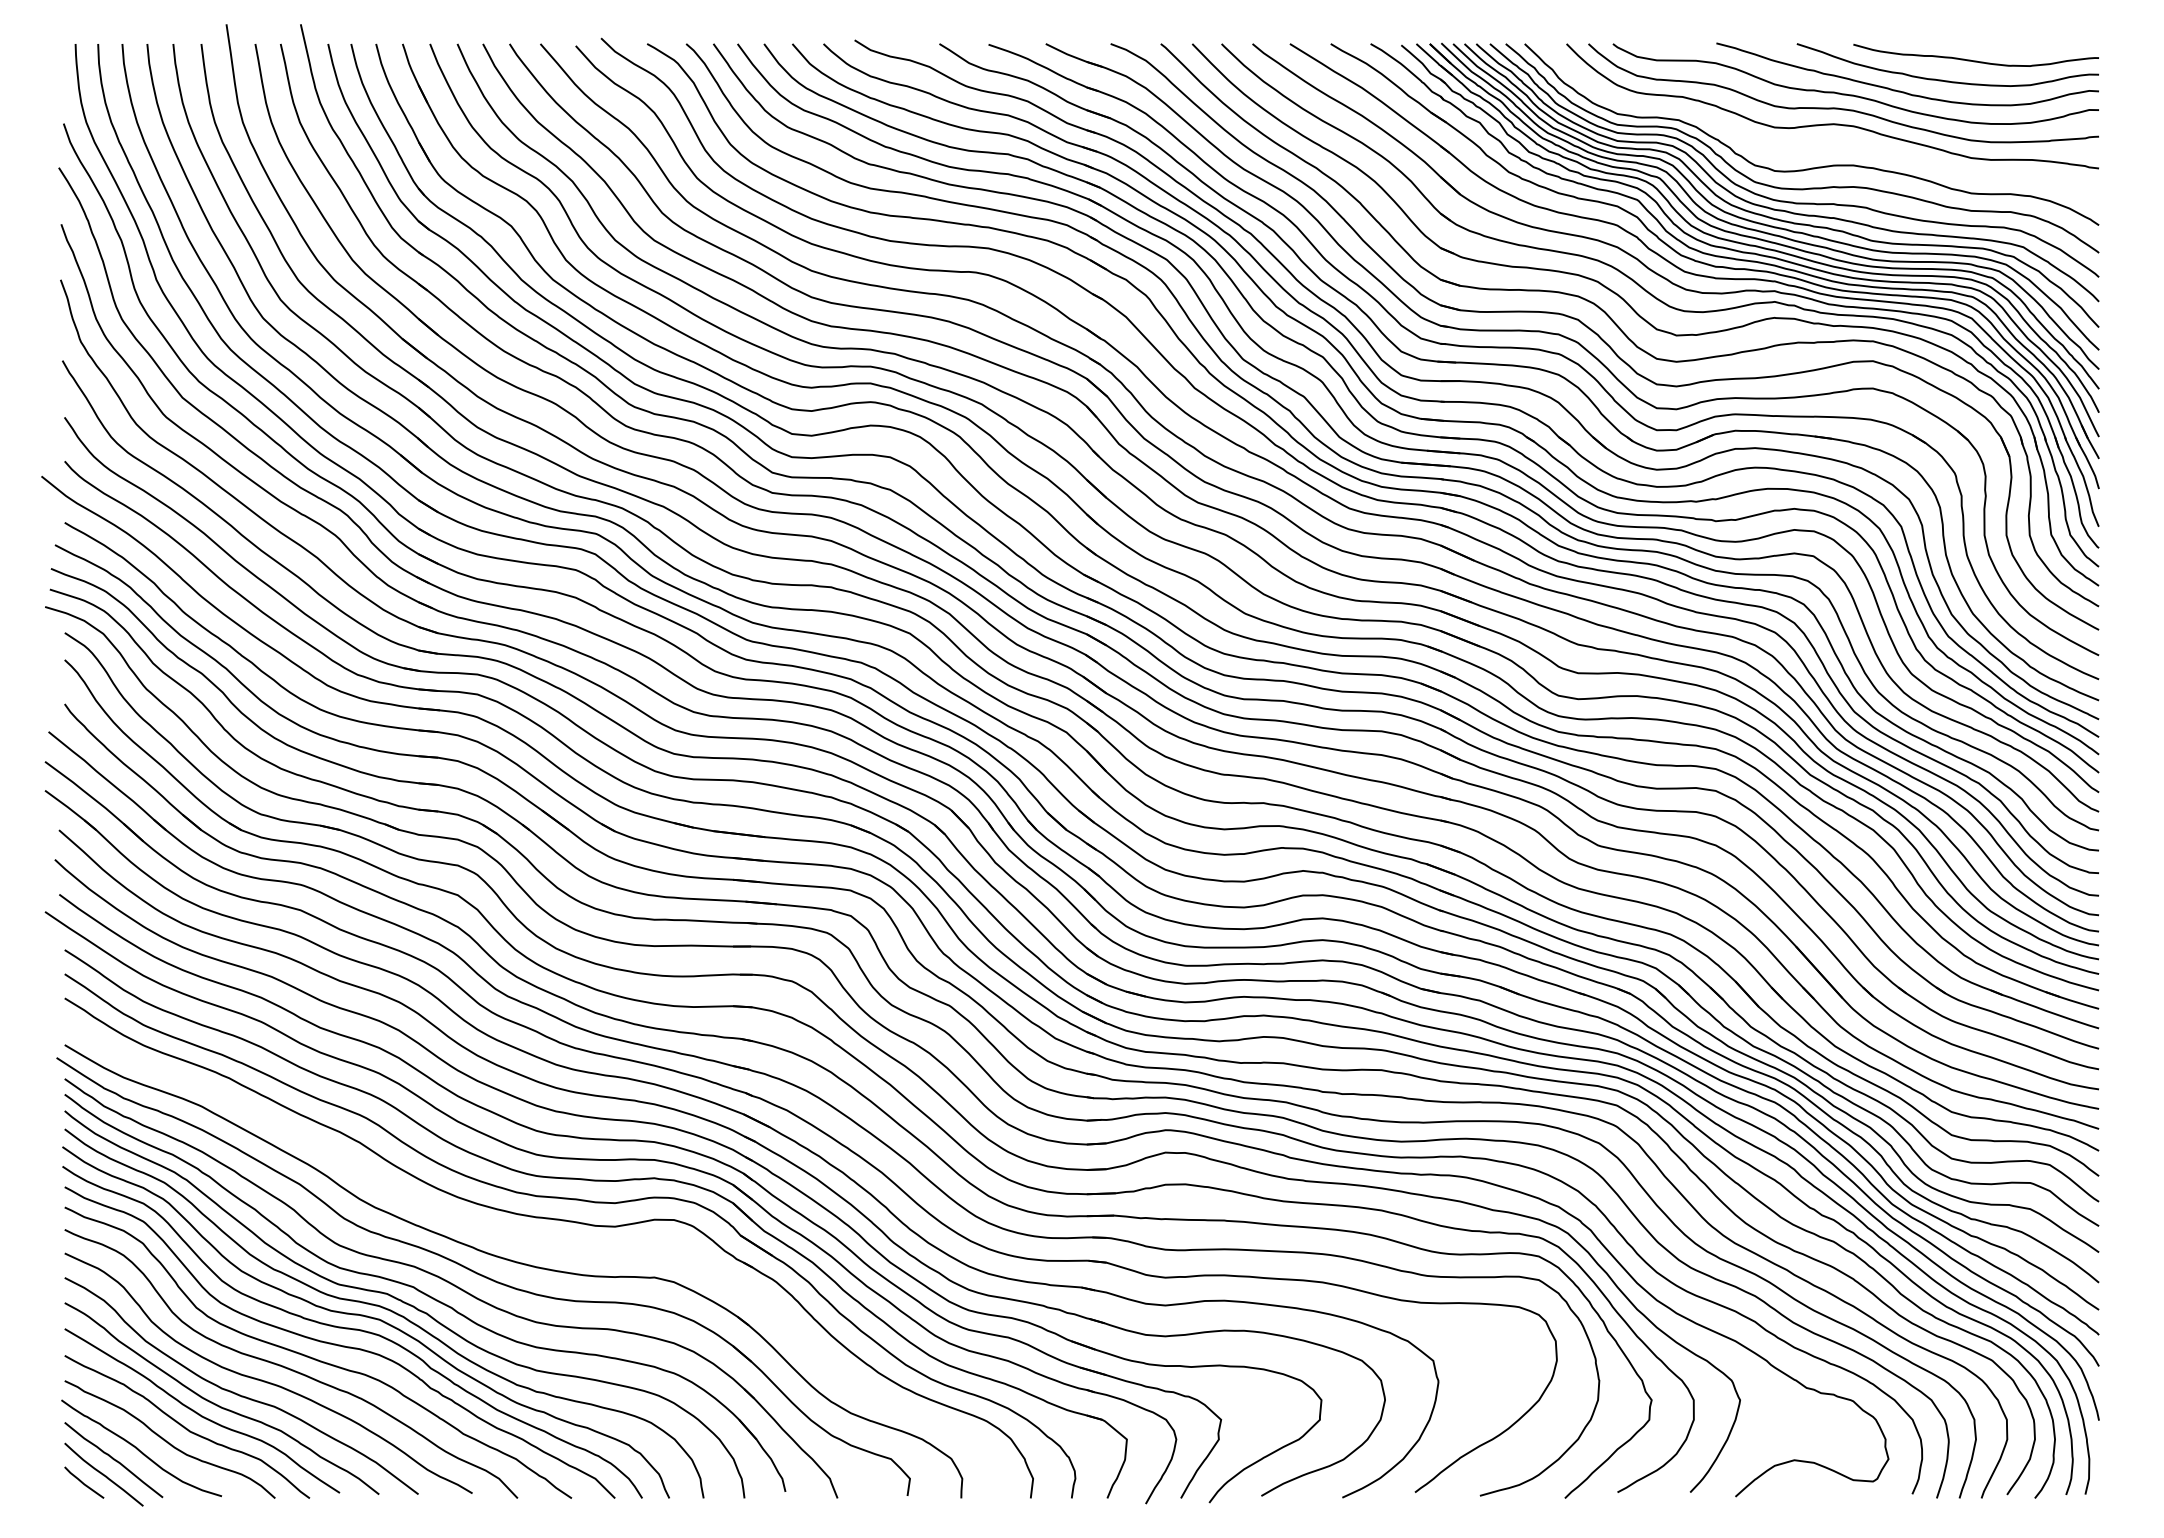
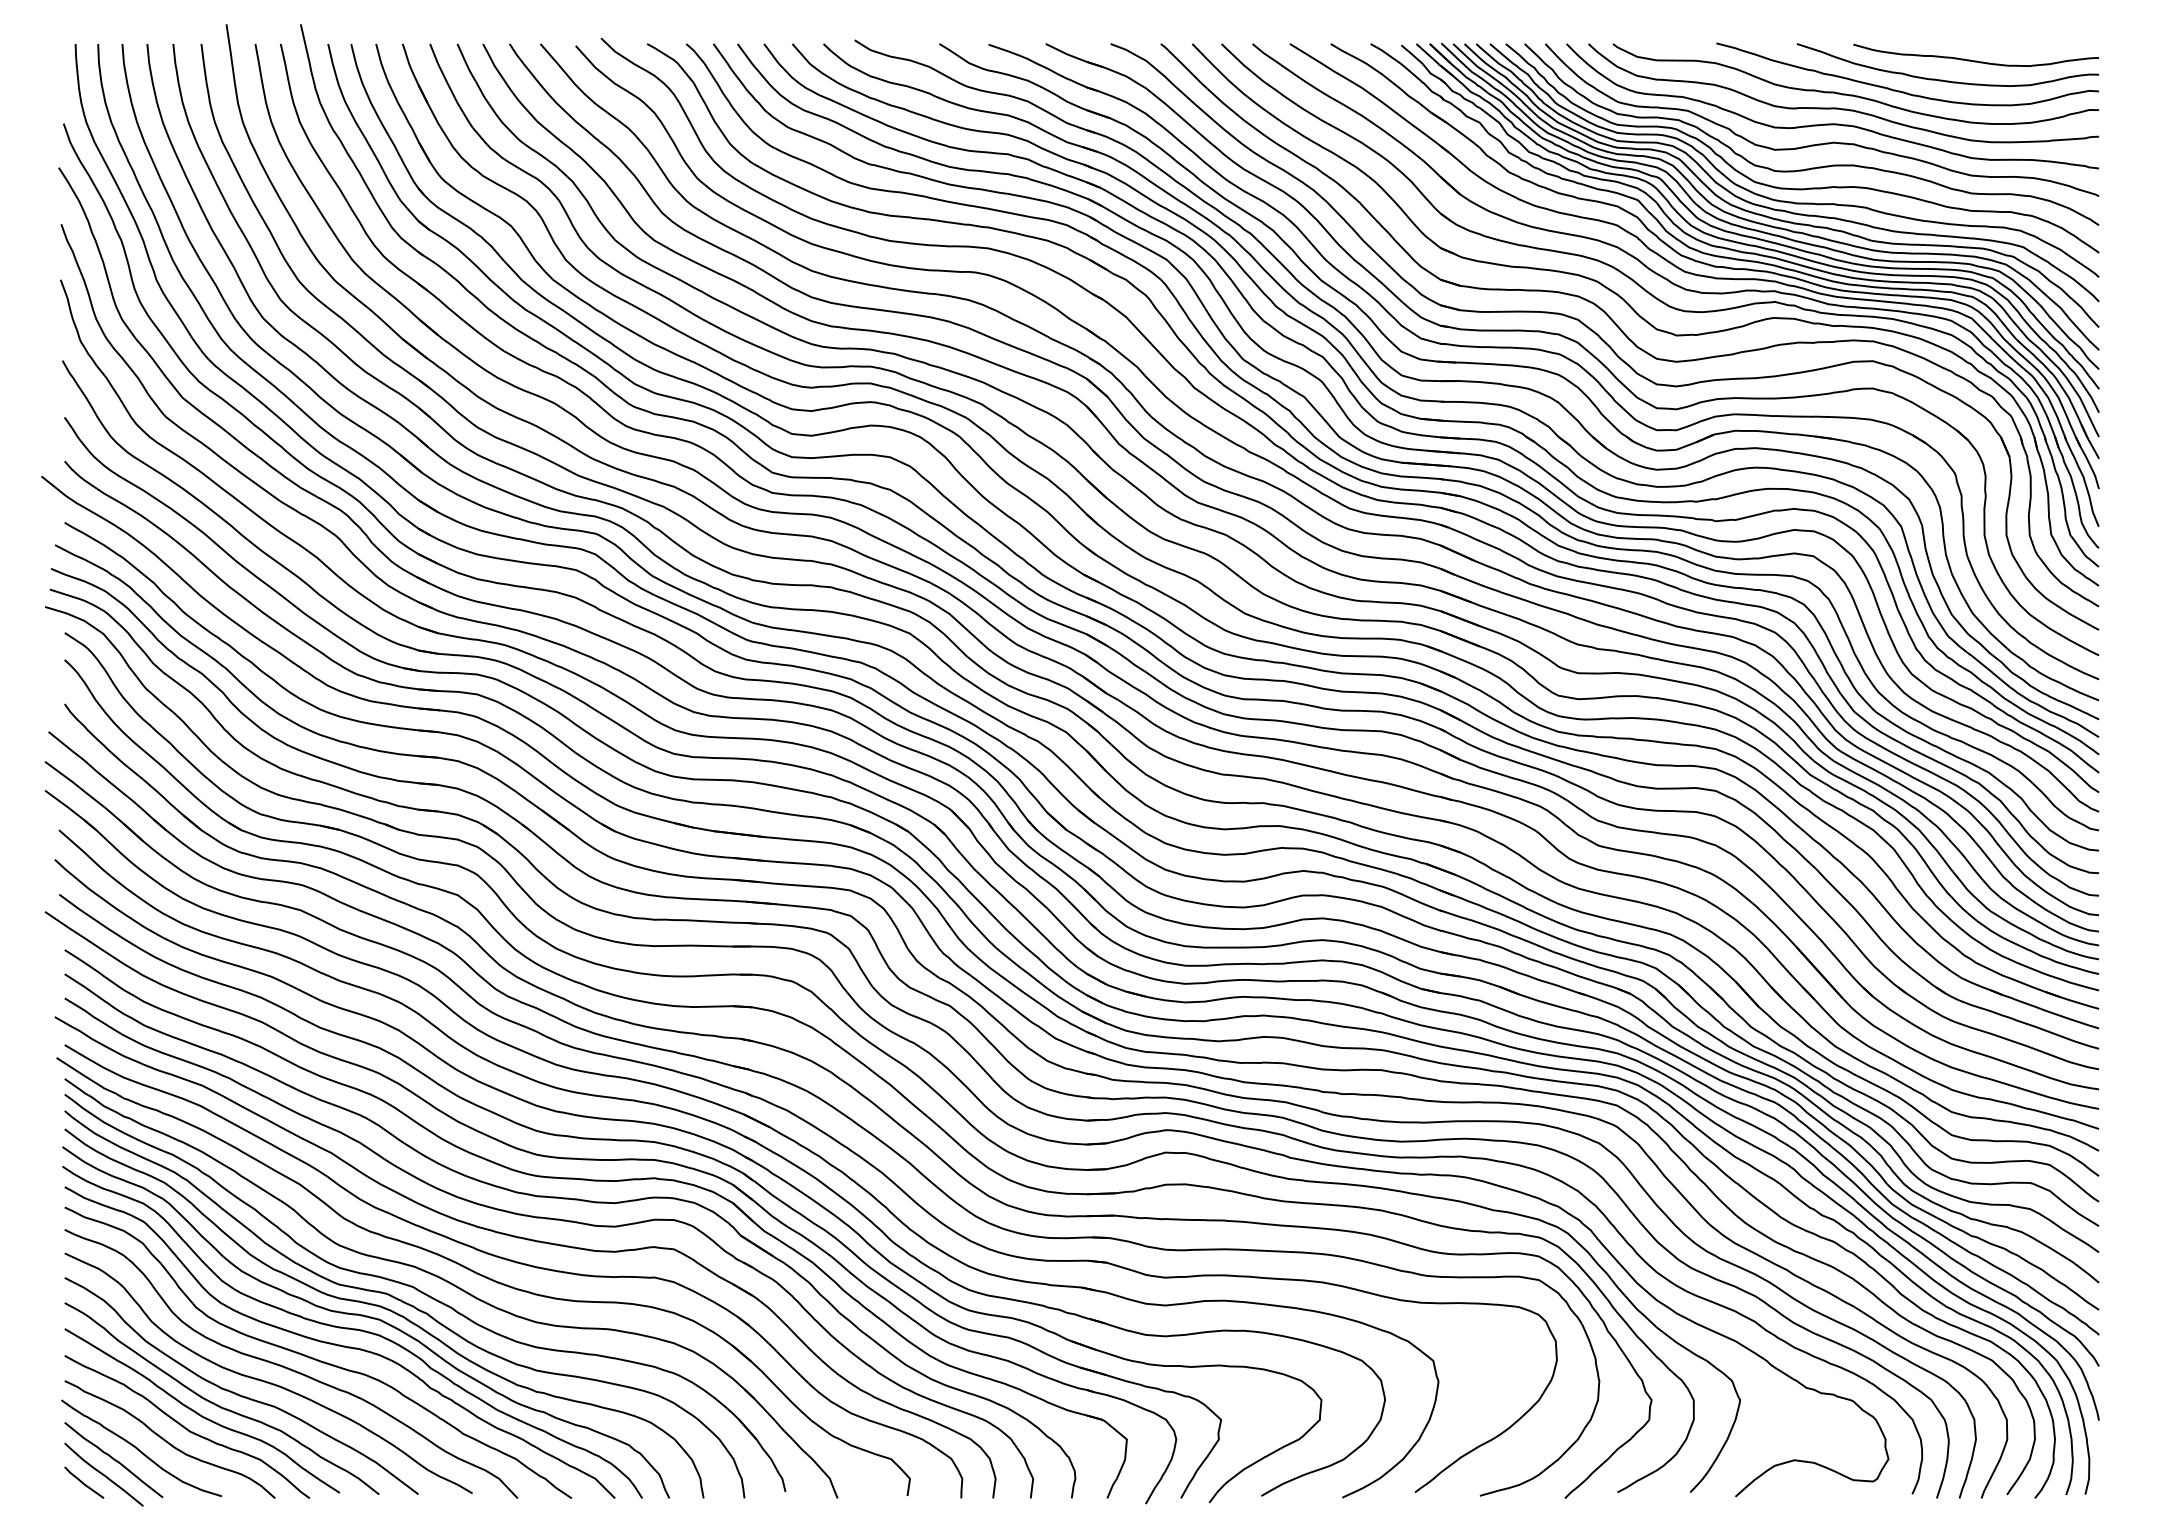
curve: none -> present (1825, 142)
part: none -> present (527, 1240)
